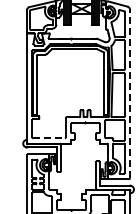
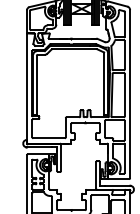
line: dashed -> solid (130, 93)
line: dashed -> solid (49, 138)
